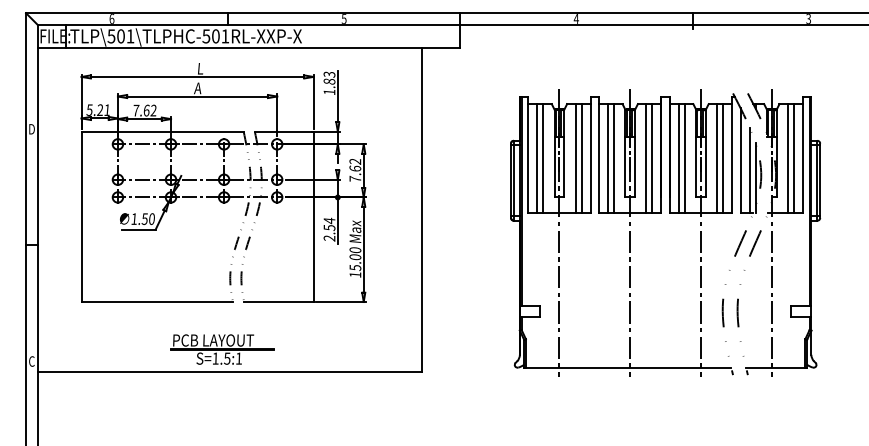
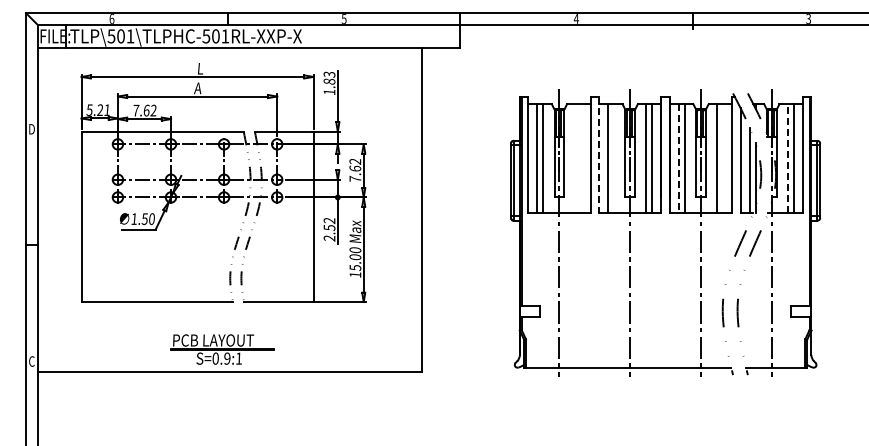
line: solid -> dashed (599, 155)
line: solid -> dashed (787, 157)
line: present -> none (575, 158)
line: present -> none (581, 158)
line: present -> none (614, 158)
line: solid -> dashed (678, 158)
line: present -> none (723, 158)
text: 2.54 -> 2.52 (329, 220)
text: S=1.5:1 -> S=0.9:1 (221, 358)
